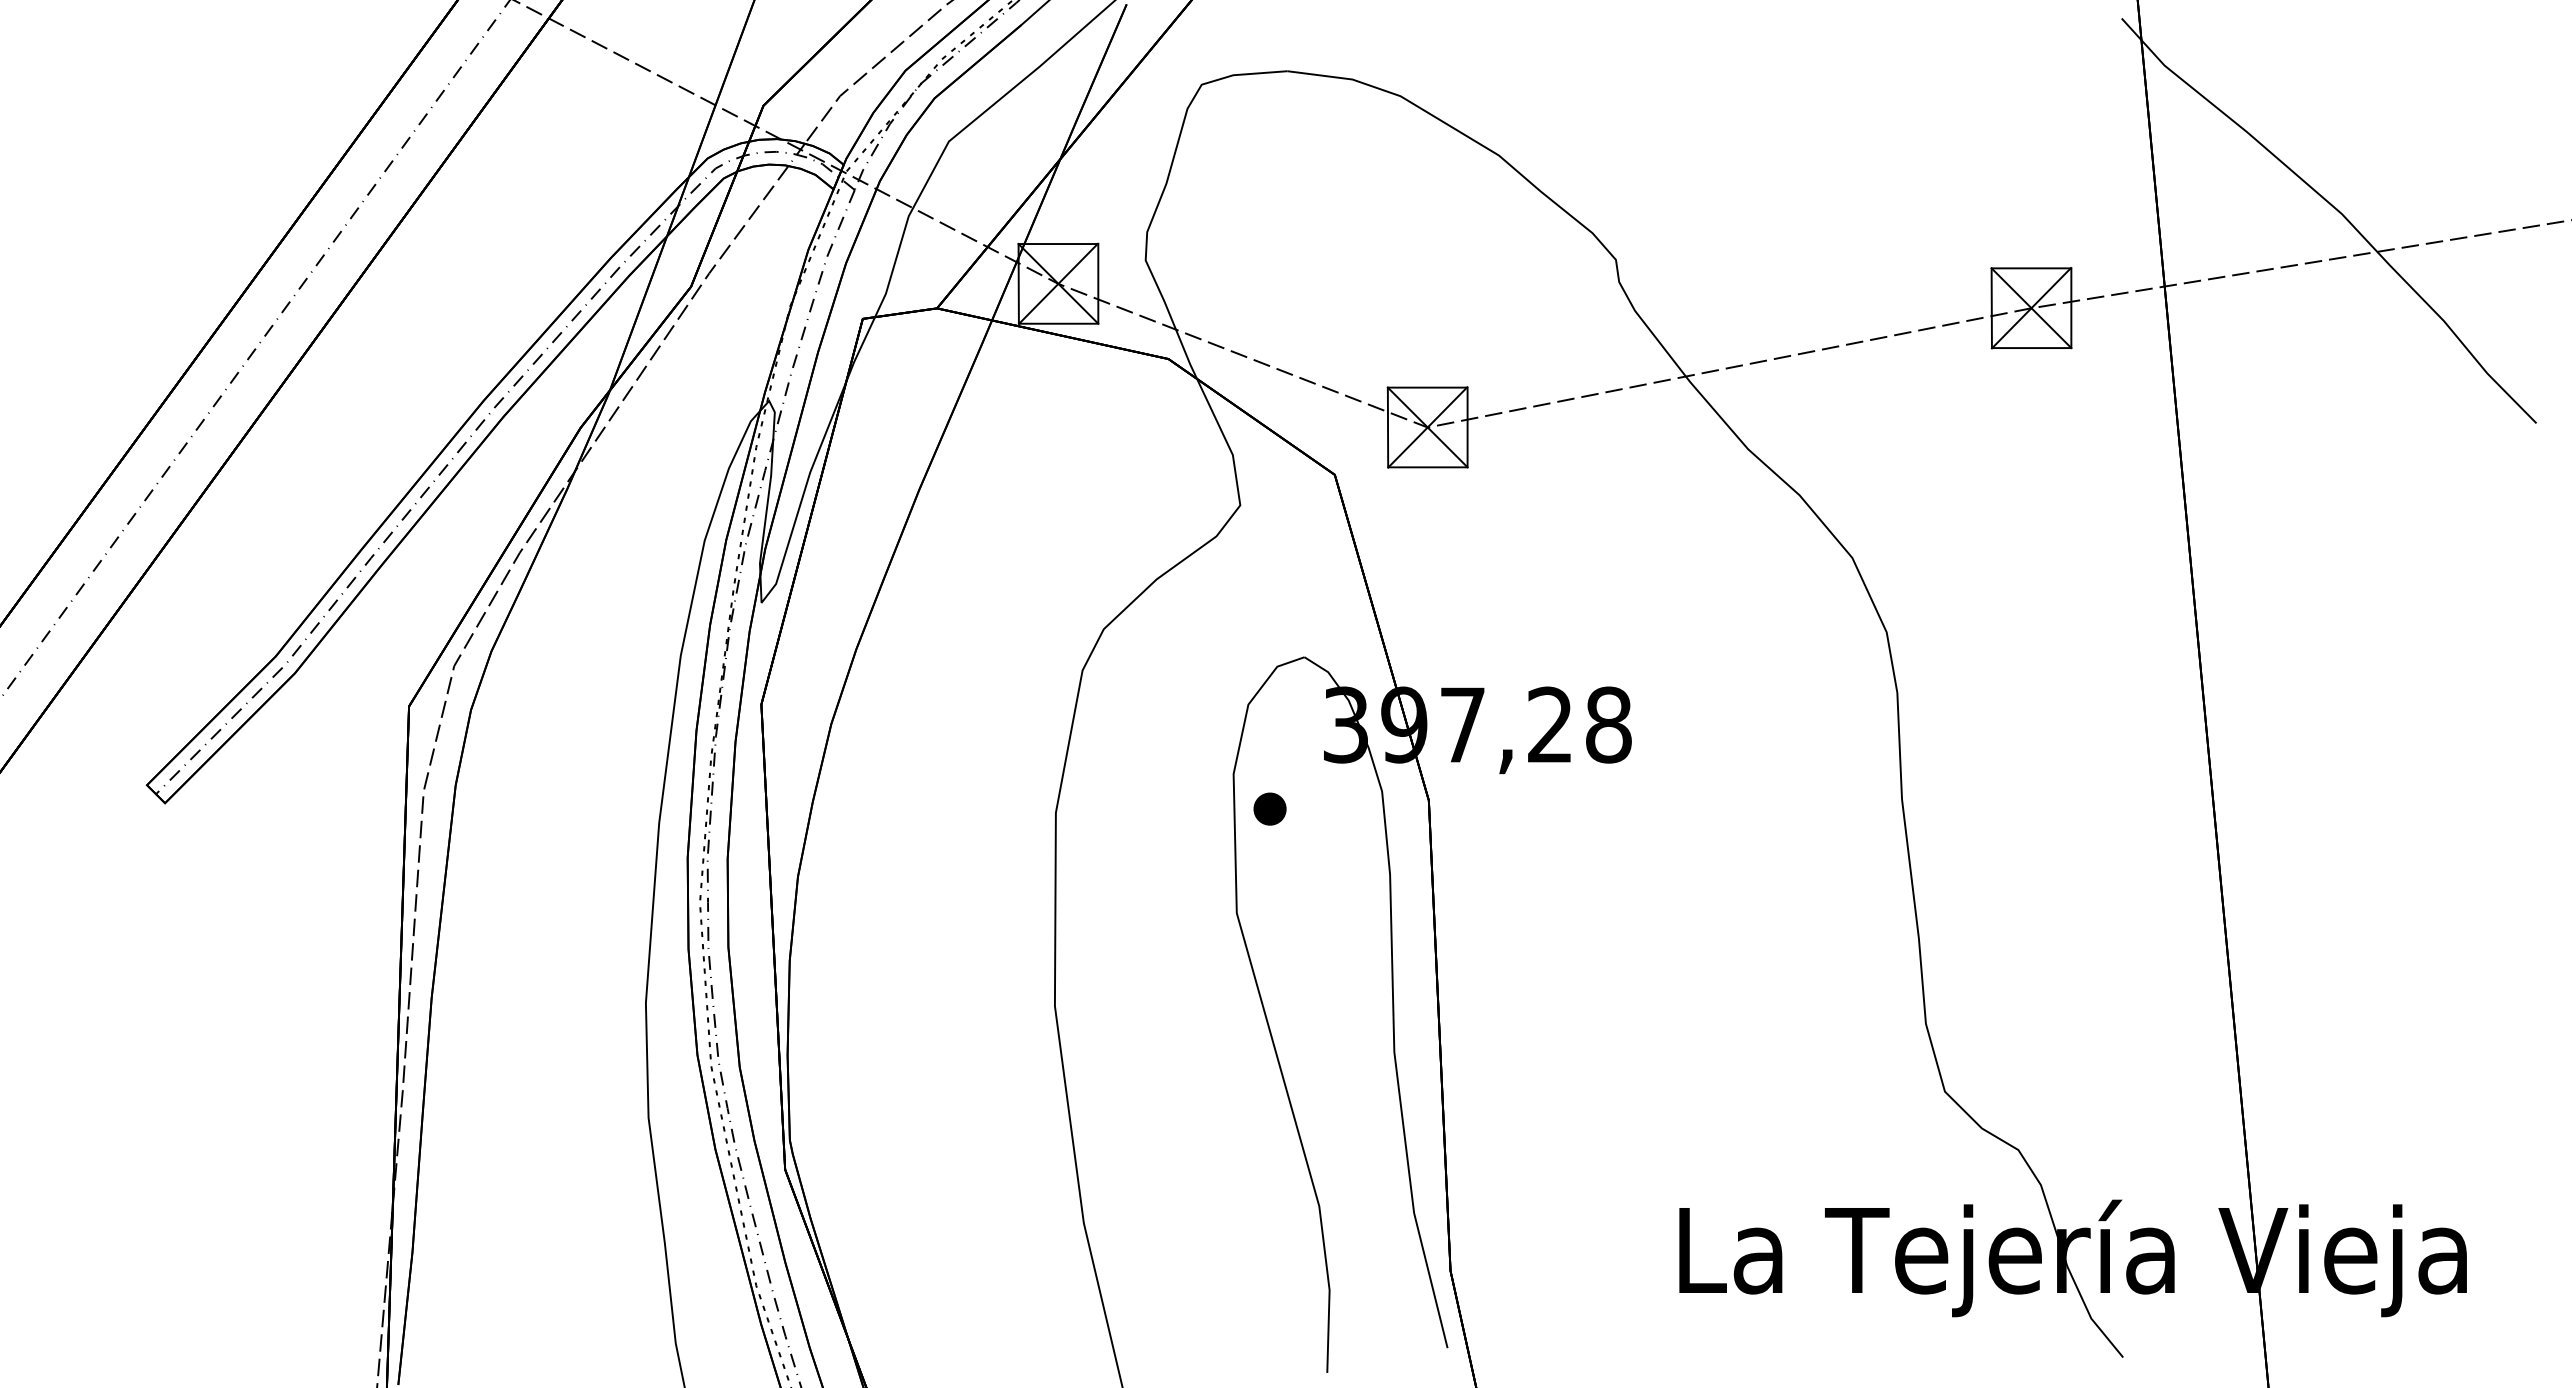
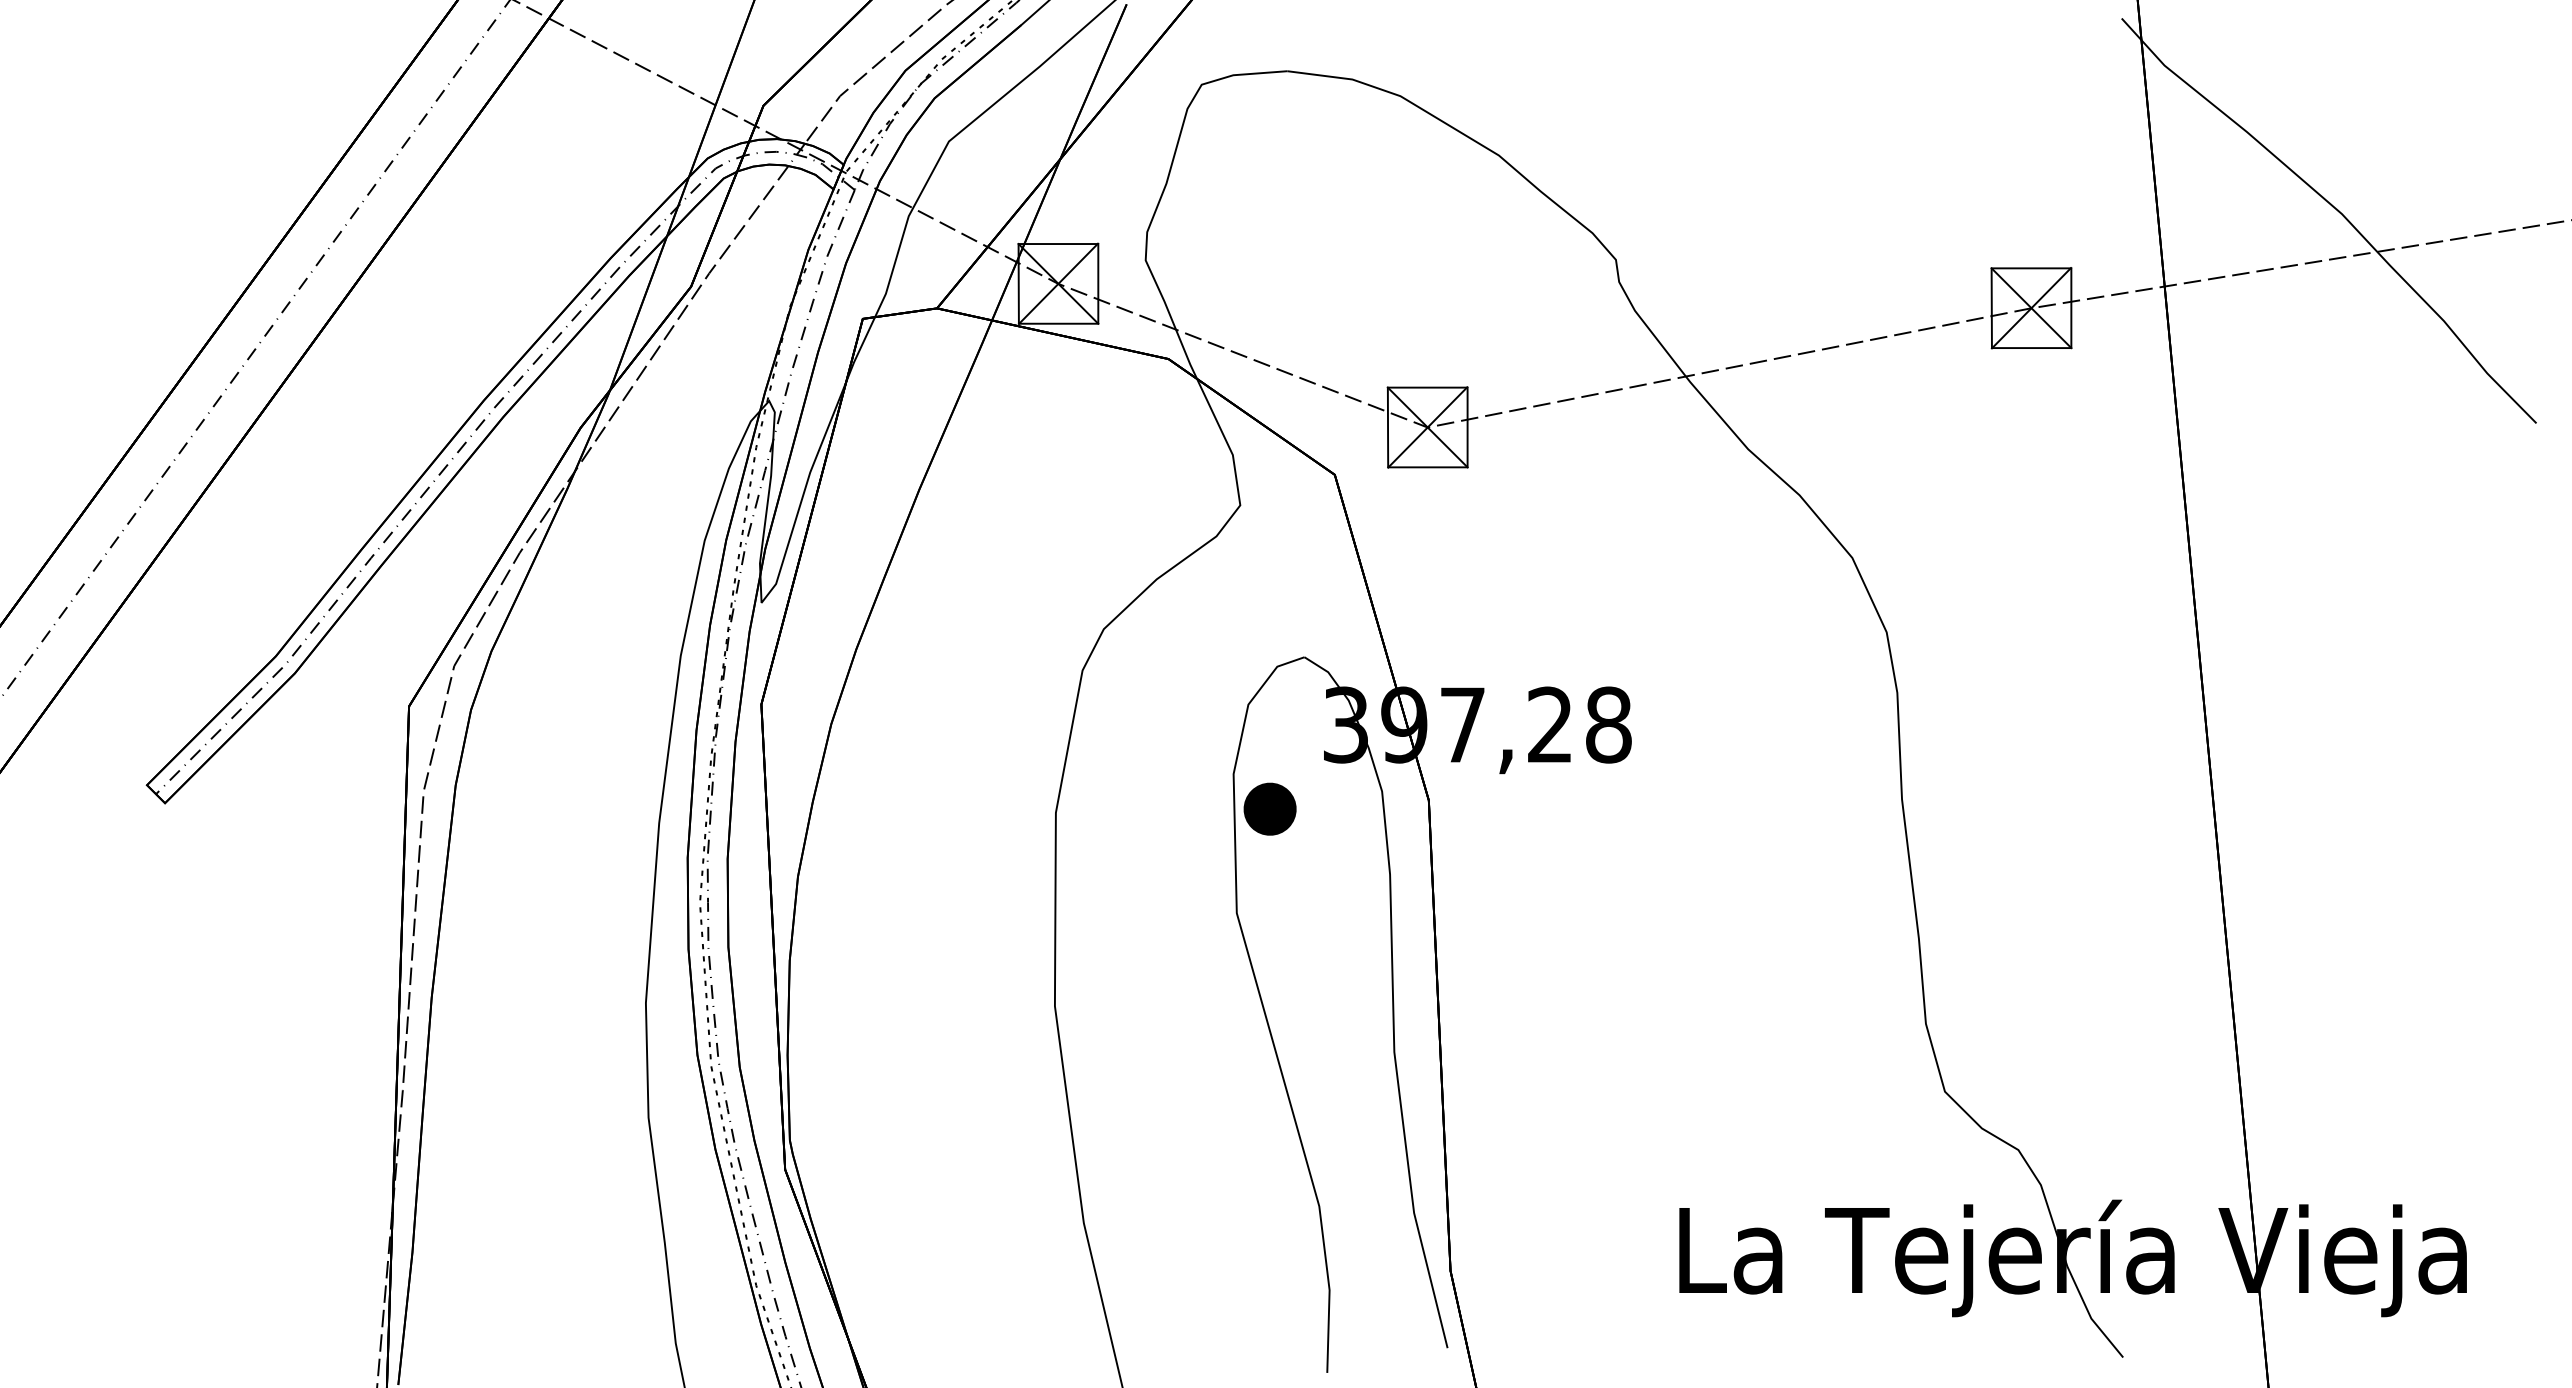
part size: 34x34 px -> 54x54 px (1269, 808)
